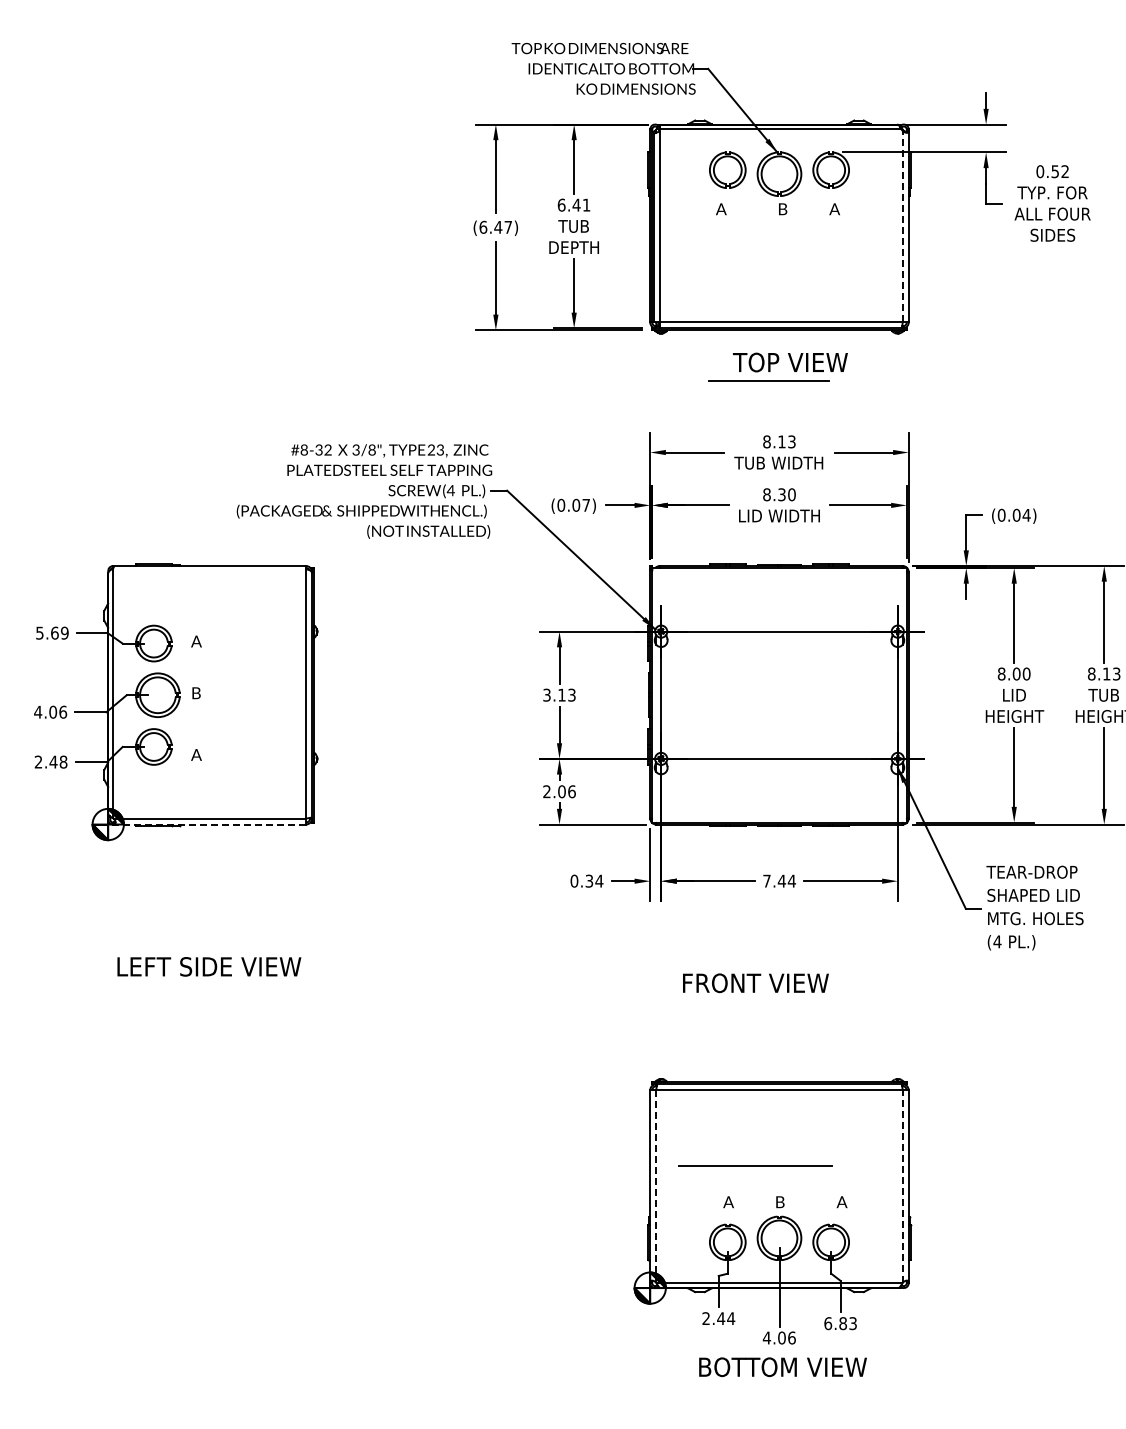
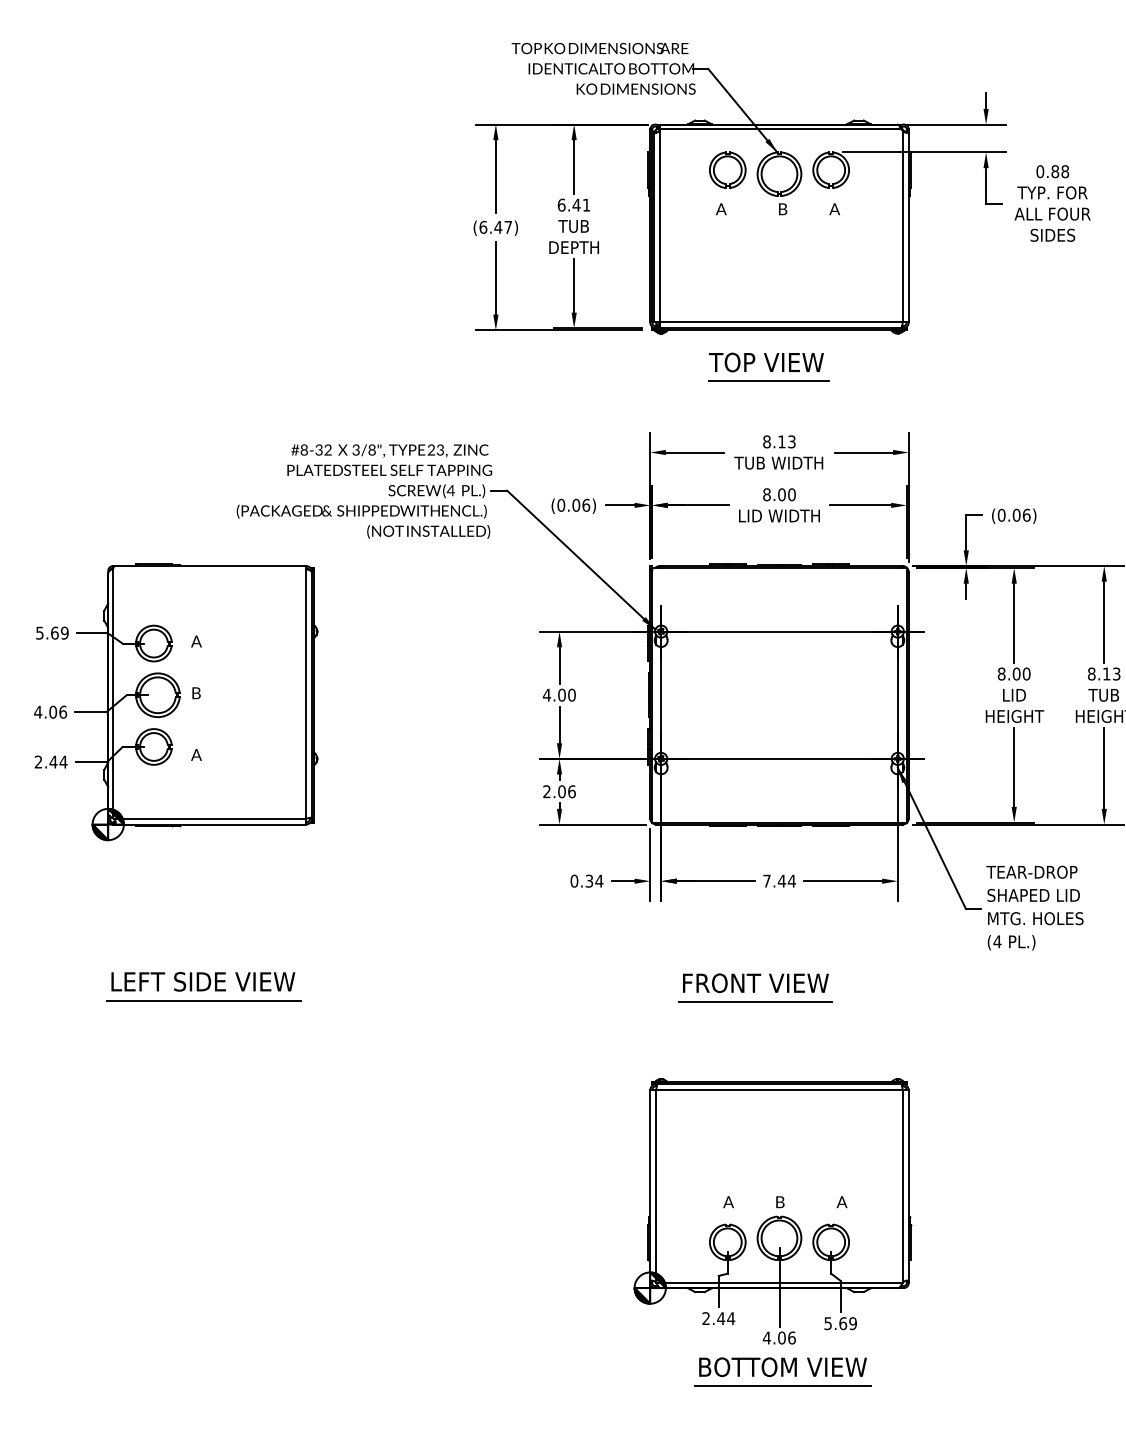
text: 0.52 -> 0.88 (1060, 171)
line: dashed -> solid (902, 226)
text position: (790, 362) -> (766, 362) (766, 362)
text: 8.30 -> 8.00 (781, 494)
text: (0.07) -> (0.06) (586, 504)
text: (0.04) -> (0.06) (1026, 514)
text: 3.13 -> 4.00 (558, 694)
text: 2.48 -> 2.44 (63, 761)
line: dashed -> solid (209, 824)
text position: (209, 966) -> (203, 981) (203, 981)
line: none -> present (204, 1000)
line position: (755, 1165) -> (755, 1001) (755, 1001)
line: dashed -> solid (902, 1186)
line: dashed -> solid (656, 1187)
text: 6.83 -> 5.69 (840, 1323)
line: none -> present (782, 1386)
